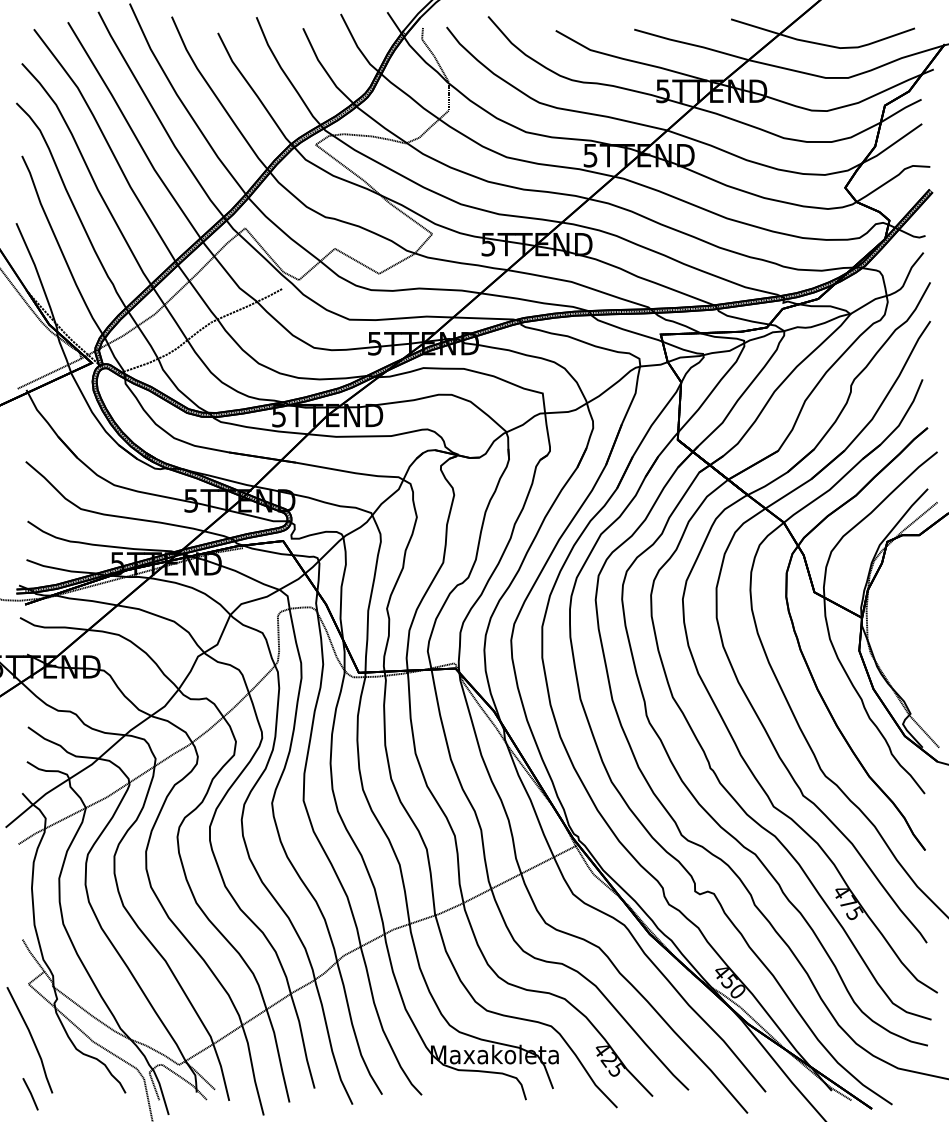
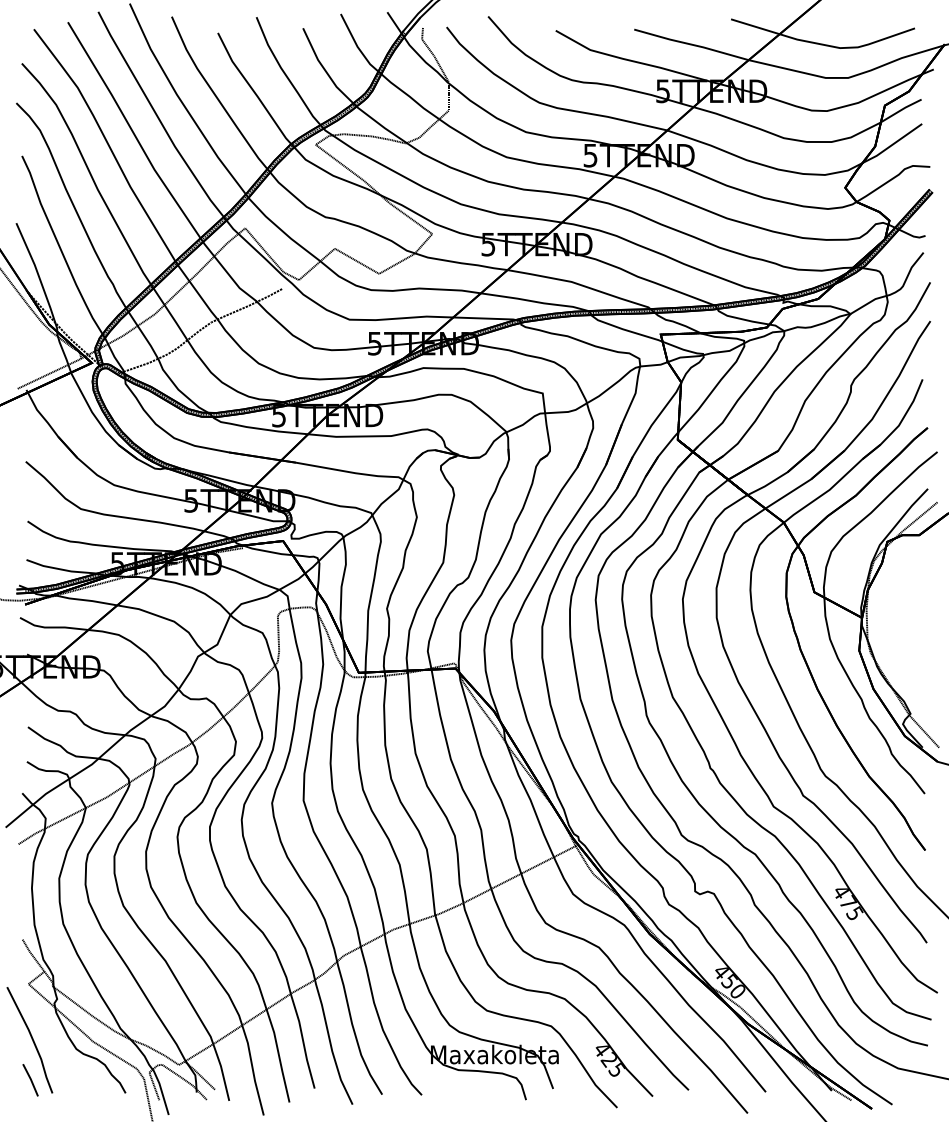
line position: (30, 1094) -> (30, 1080) (30, 1080)
